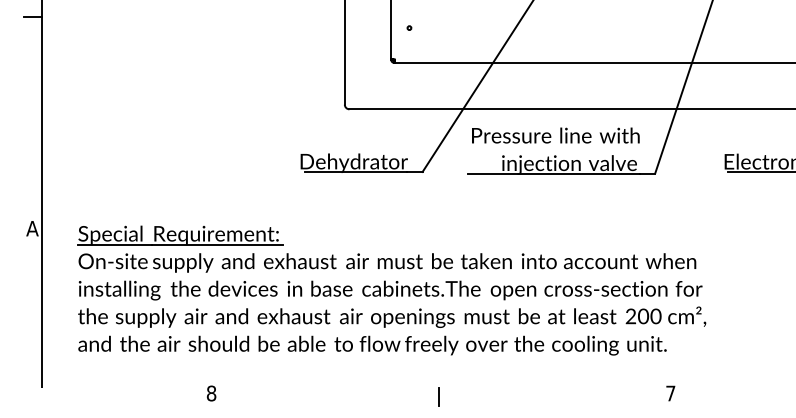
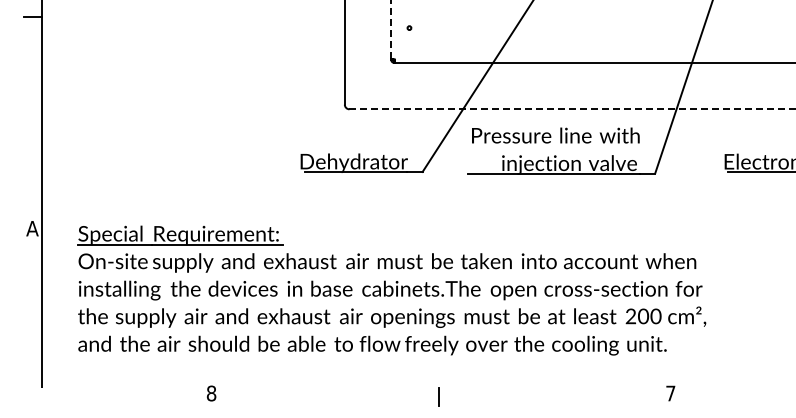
line: solid -> dashed (391, 30)
line: solid -> dashed (572, 109)
